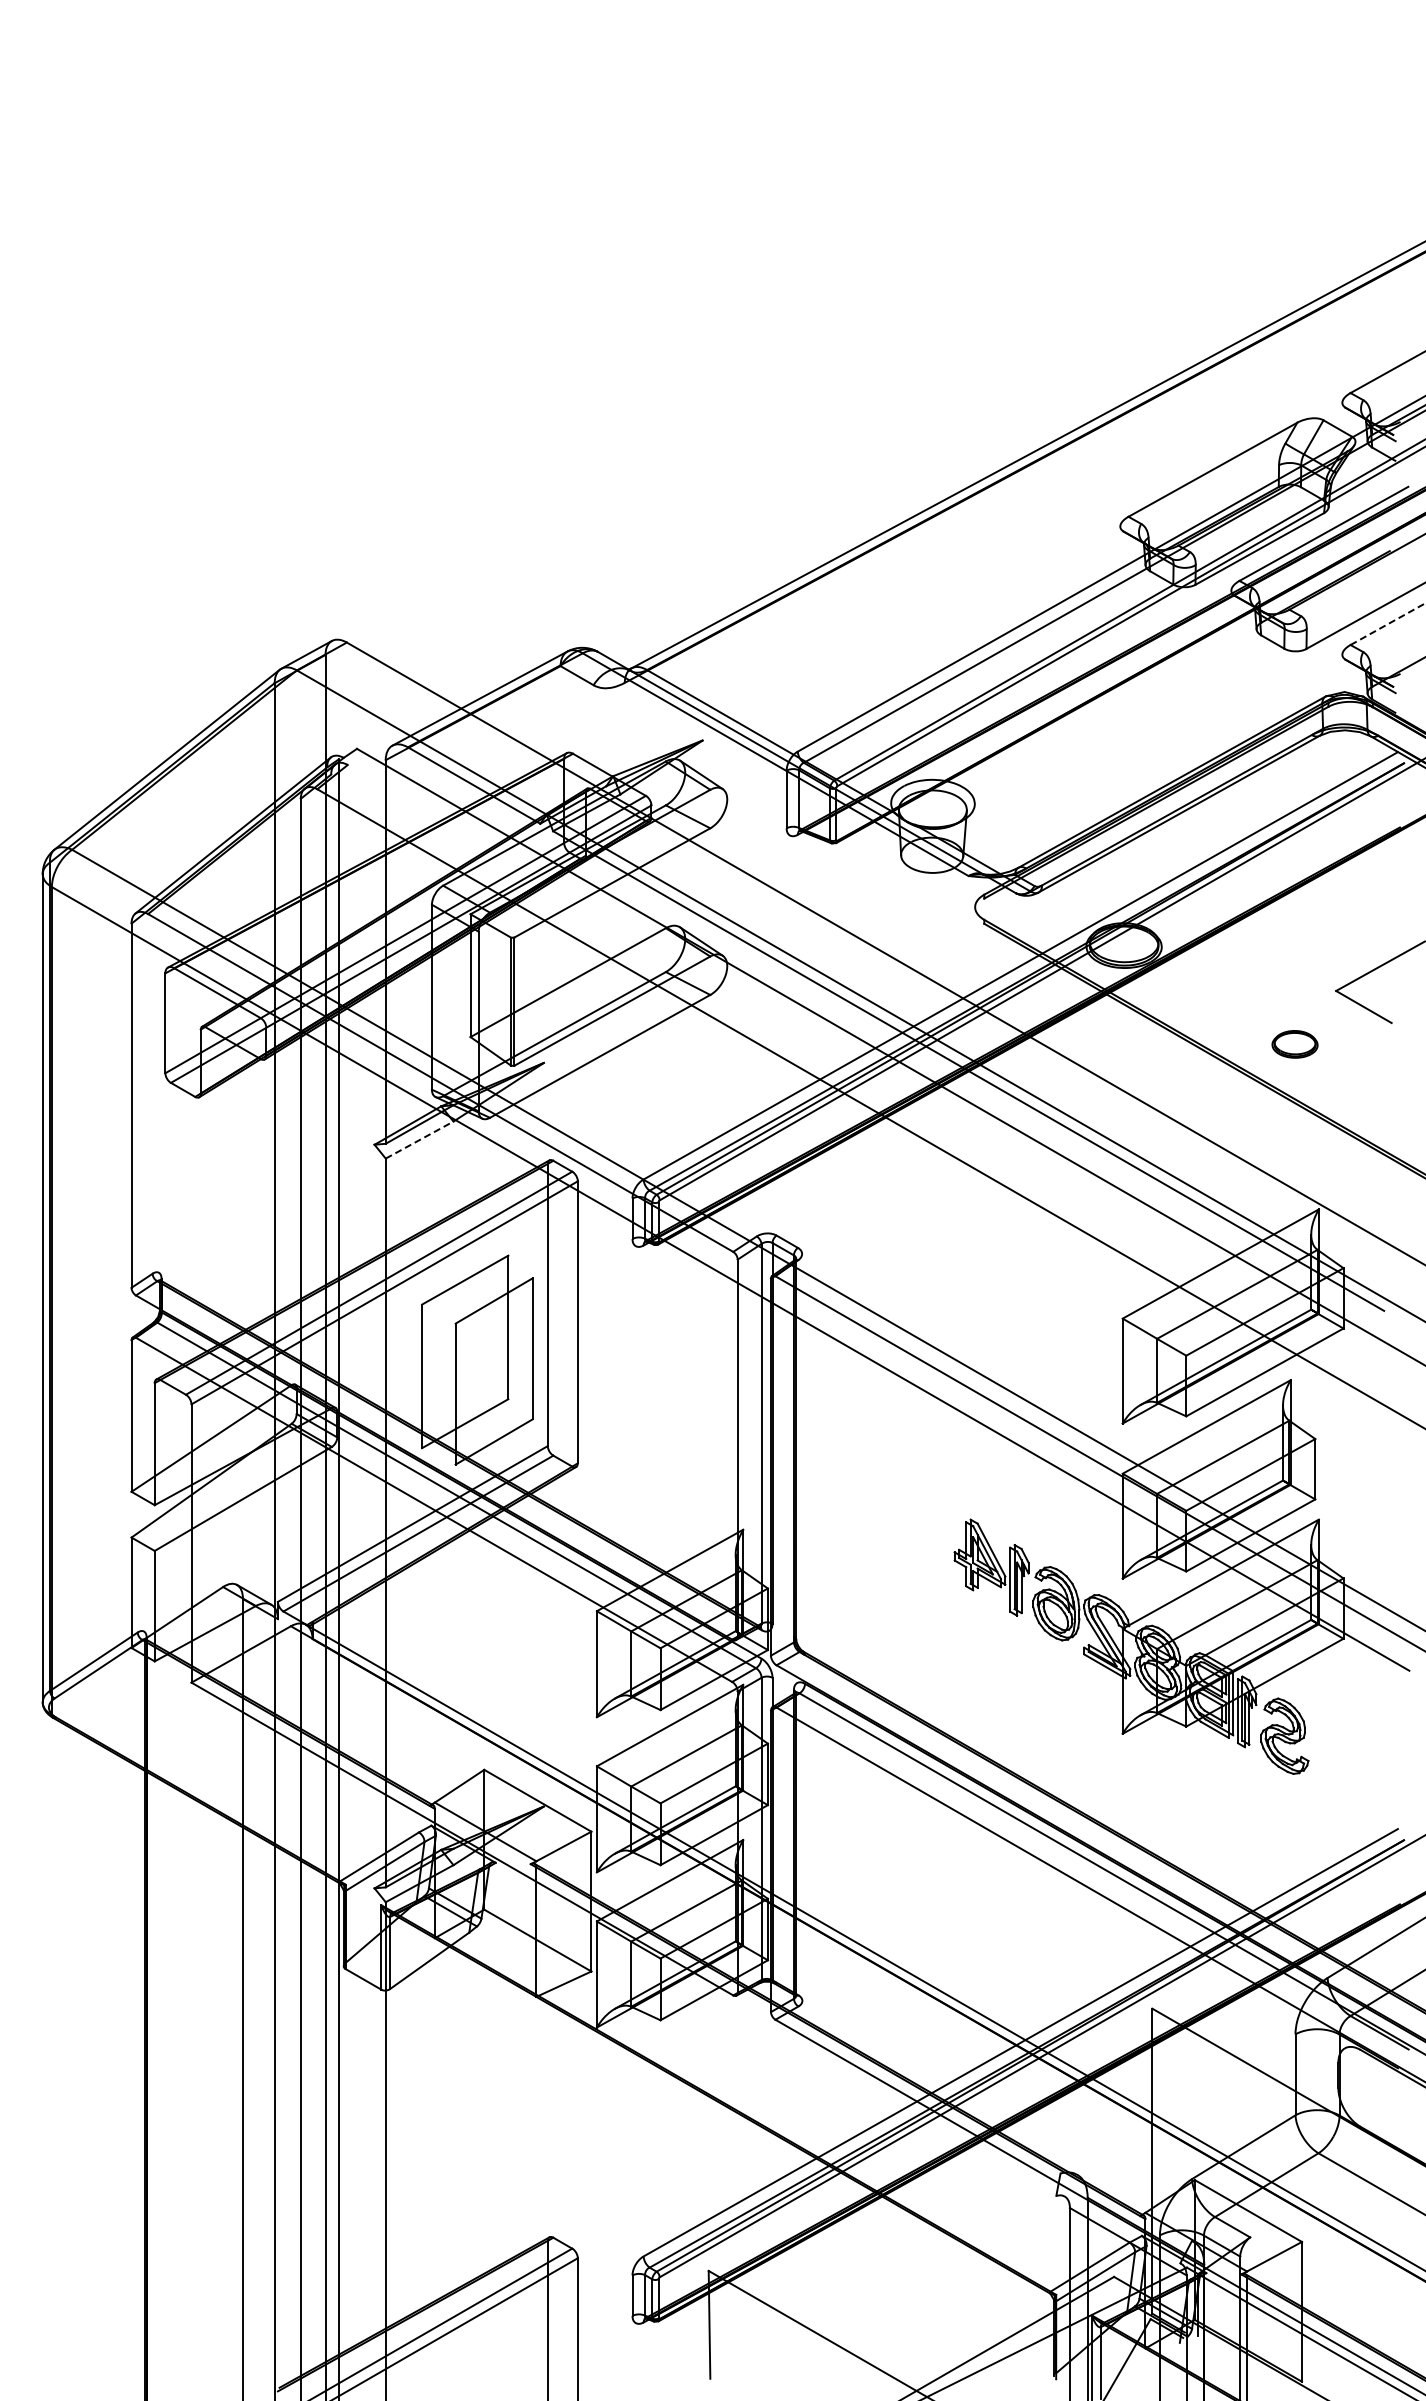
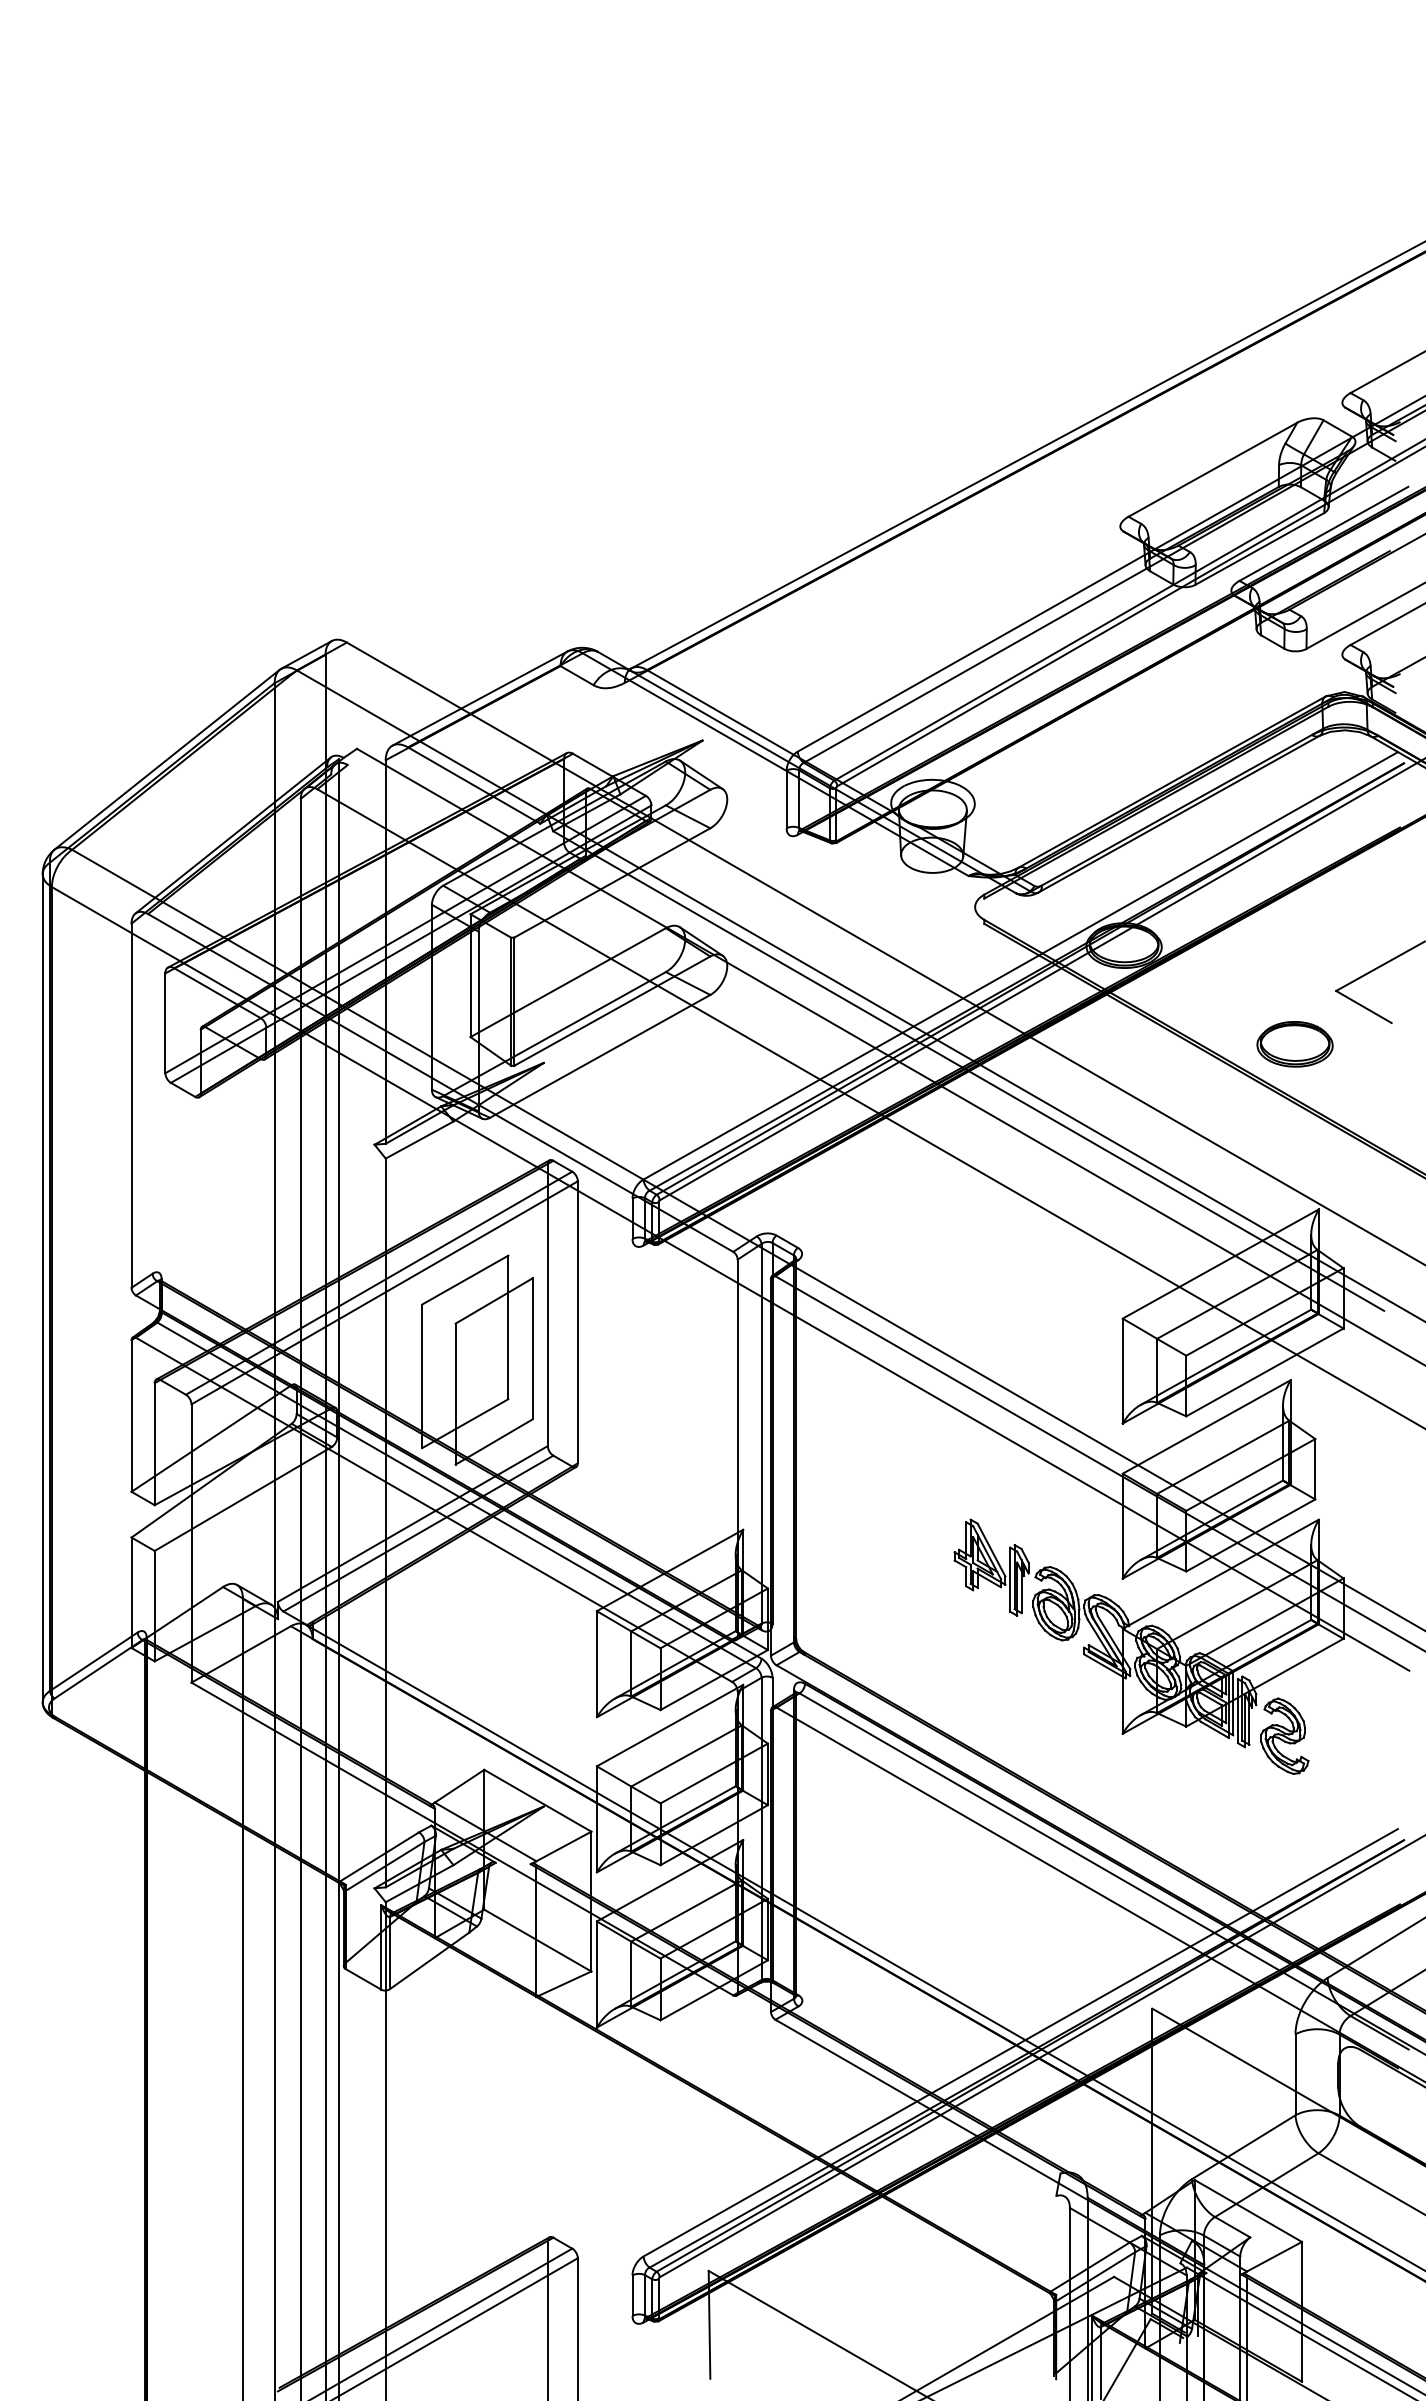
line: dashed -> solid (1387, 624)
part size: 48x29 px -> 78x47 px (1294, 1044)
line: dashed -> solid (419, 1140)
